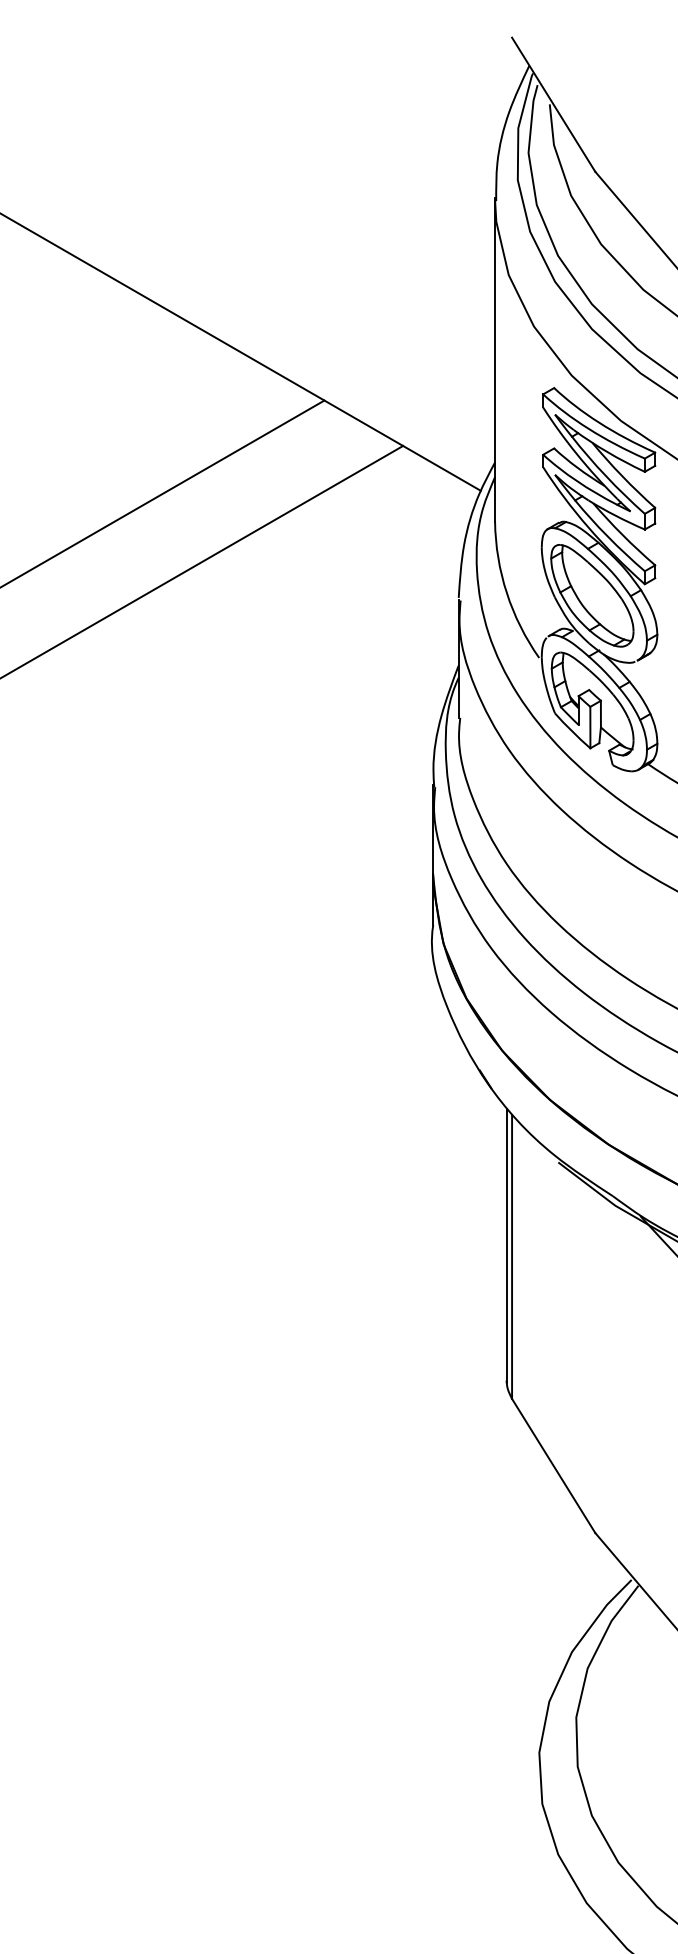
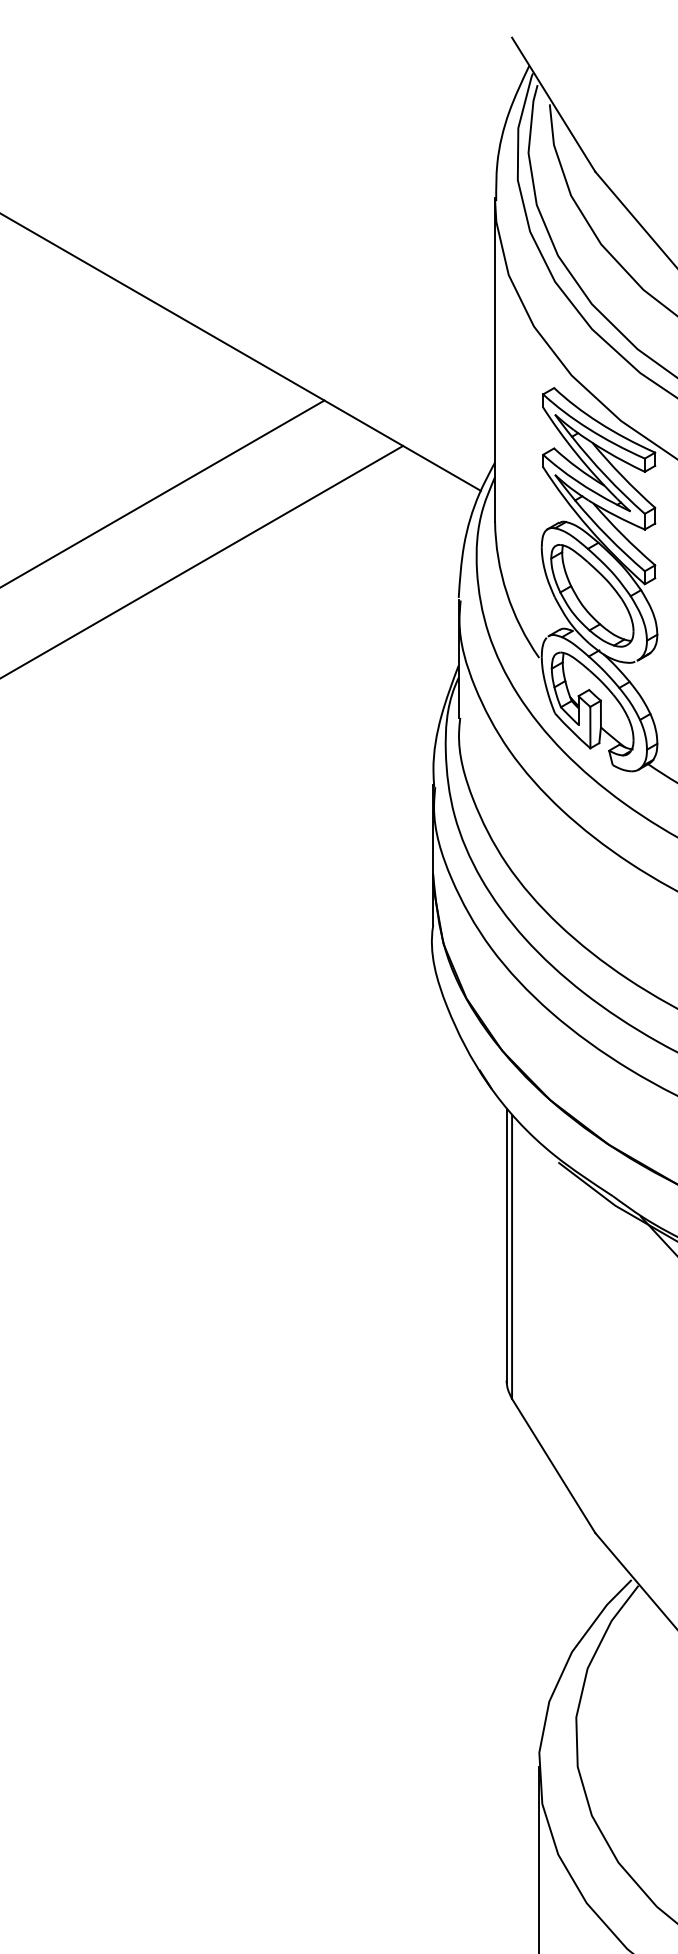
line: none -> present (538, 1858)
